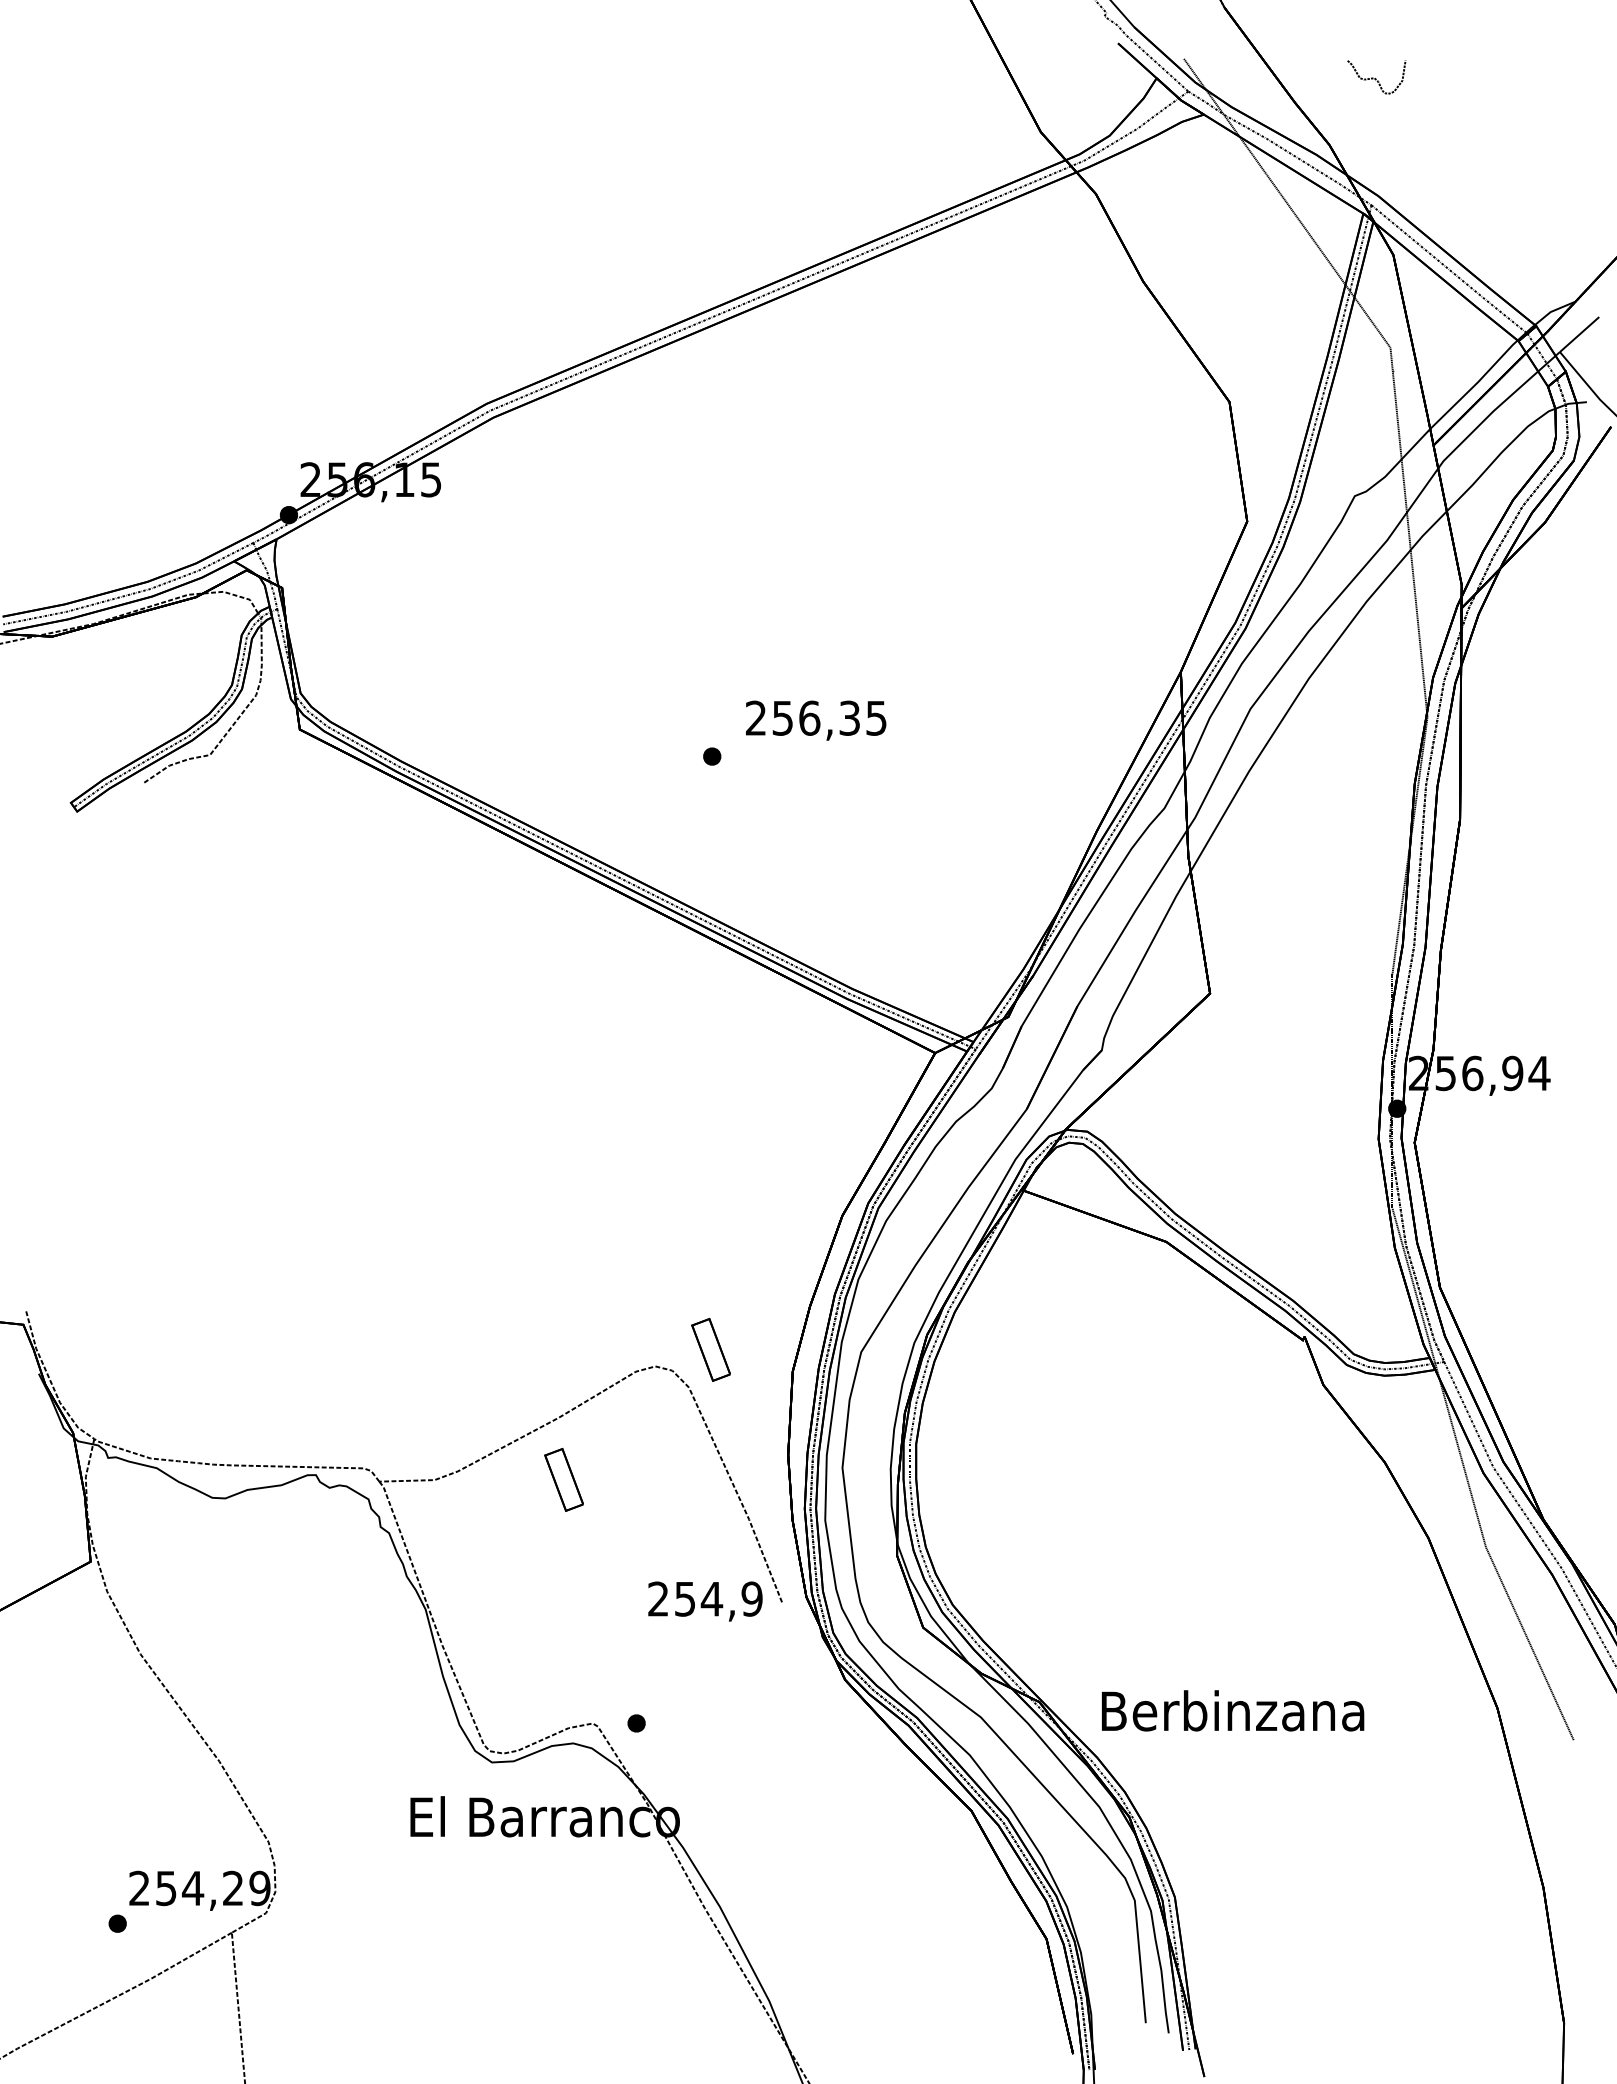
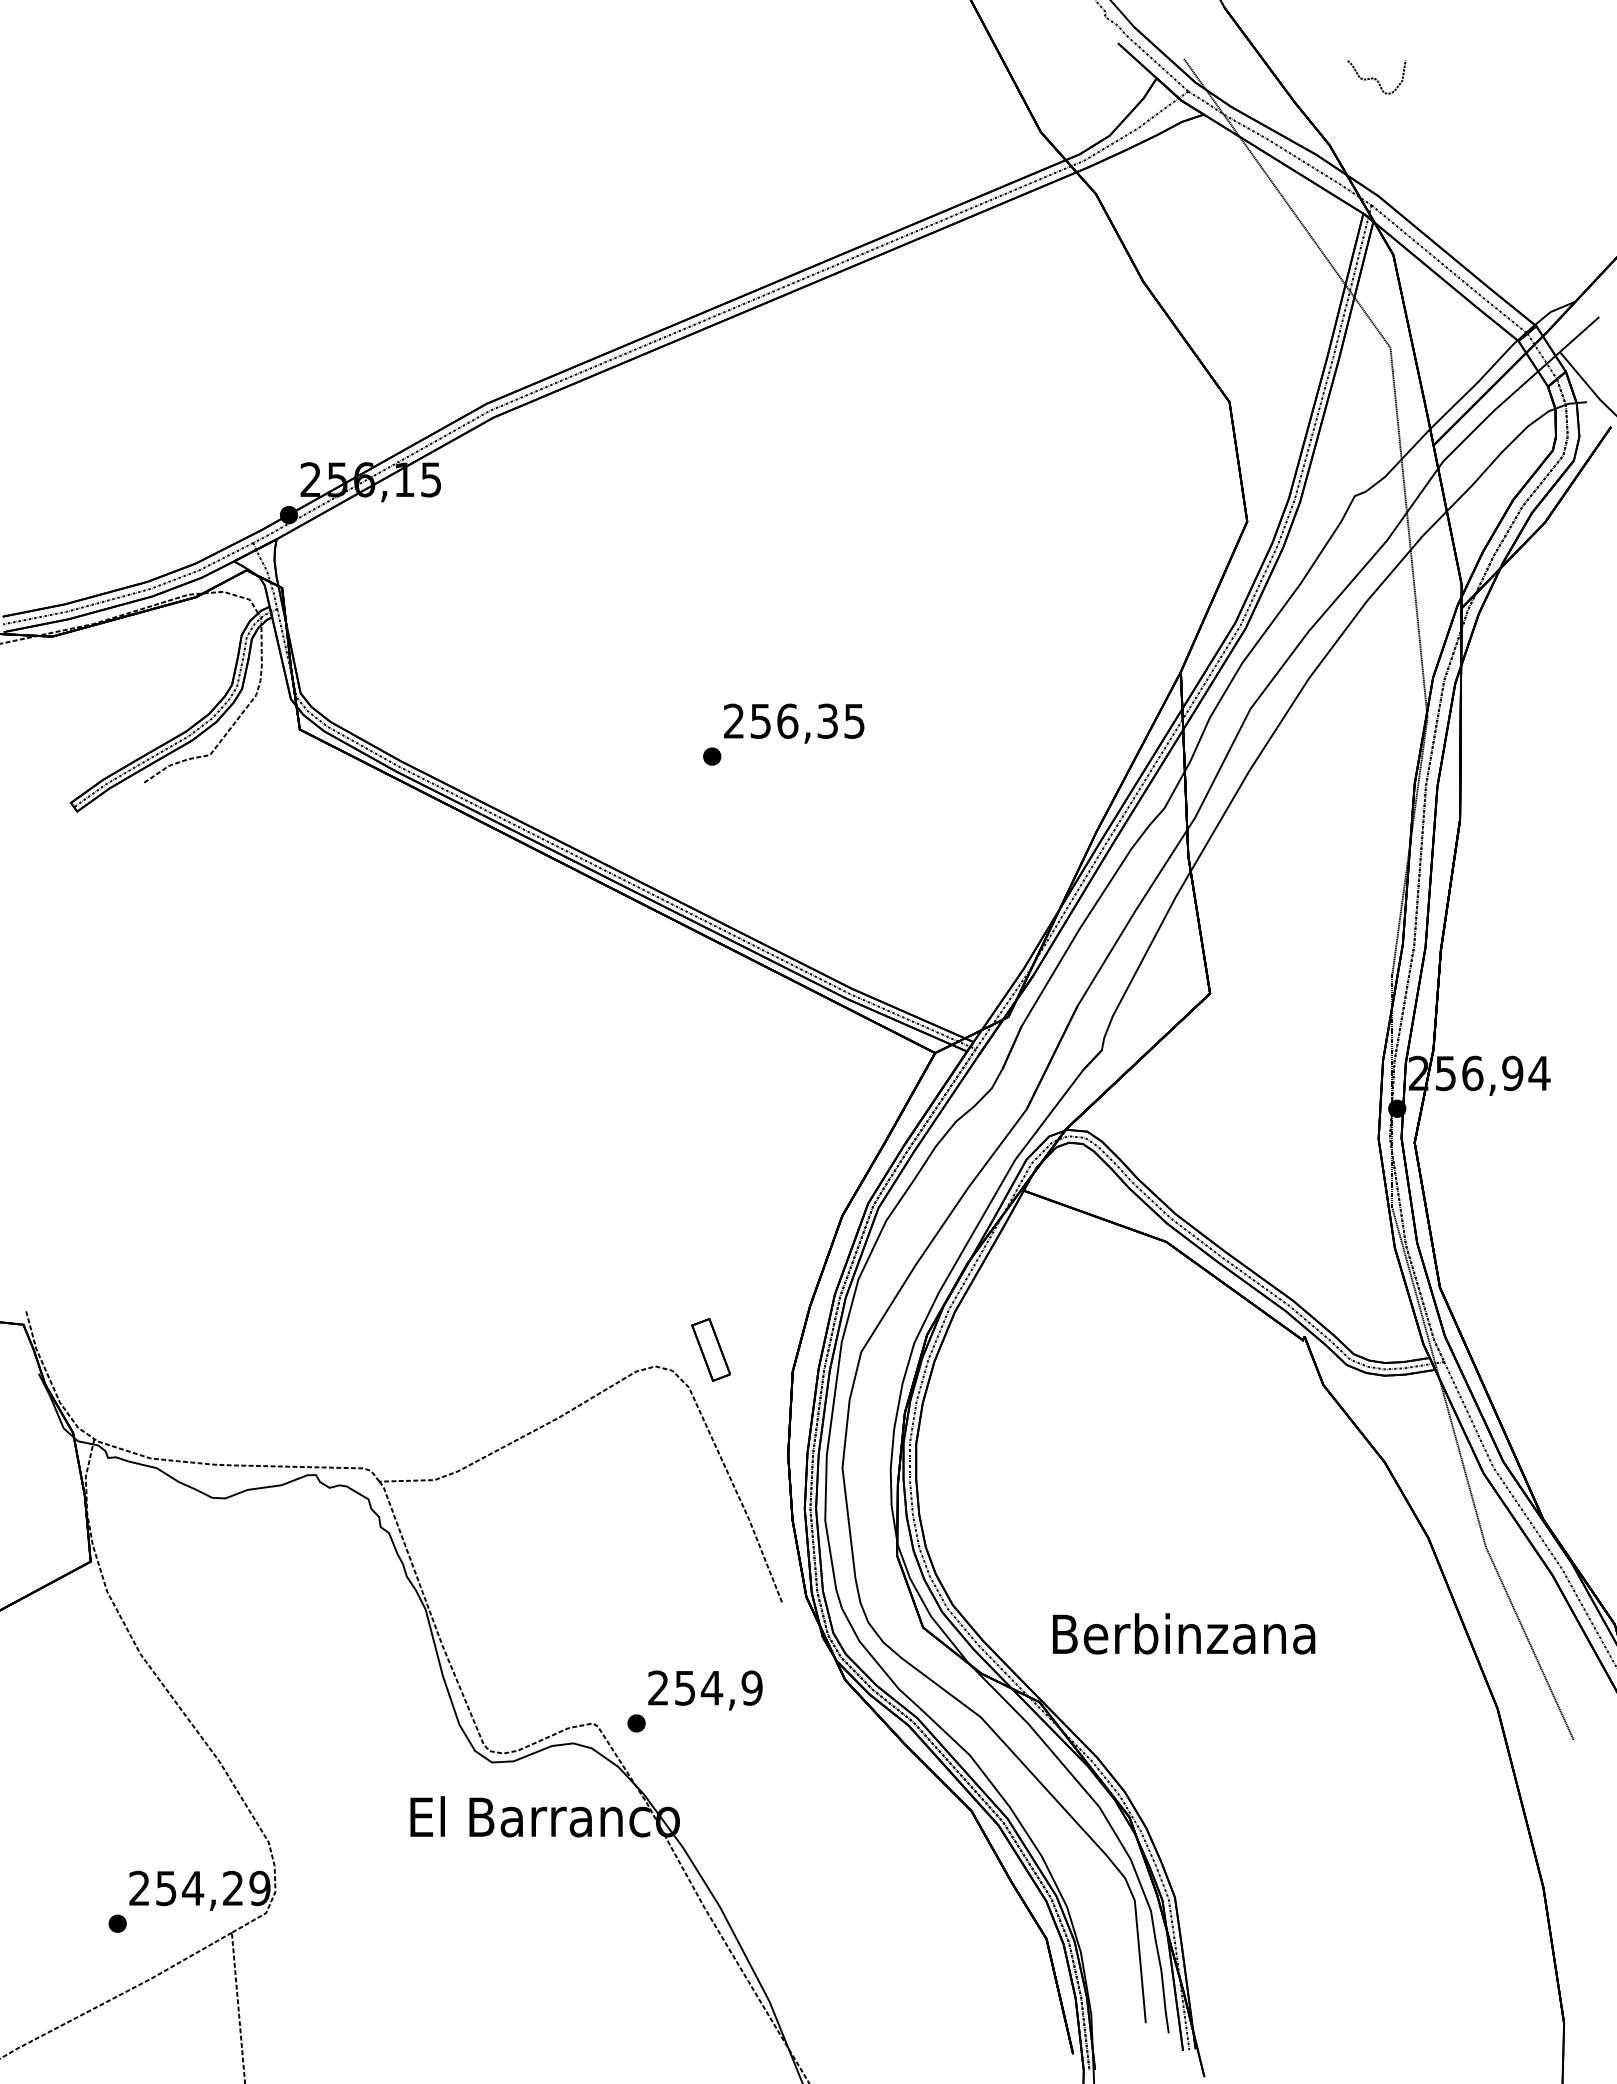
text position: (816, 720) -> (794, 723) (794, 723)
part: present -> none (563, 1479)
text position: (705, 1601) -> (705, 1690) (705, 1690)
text position: (1233, 1710) -> (1184, 1633) (1184, 1633)
